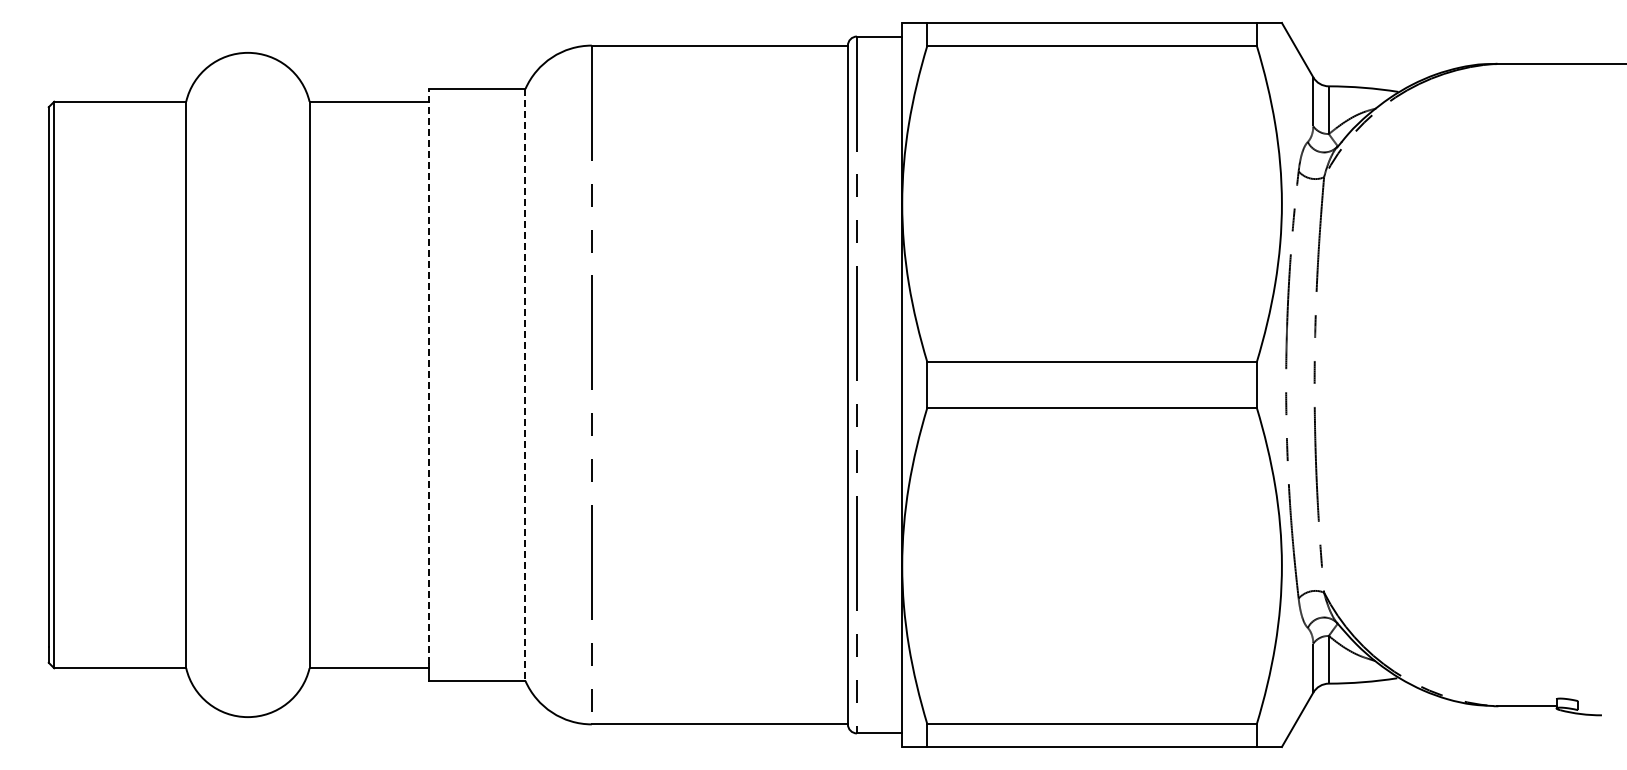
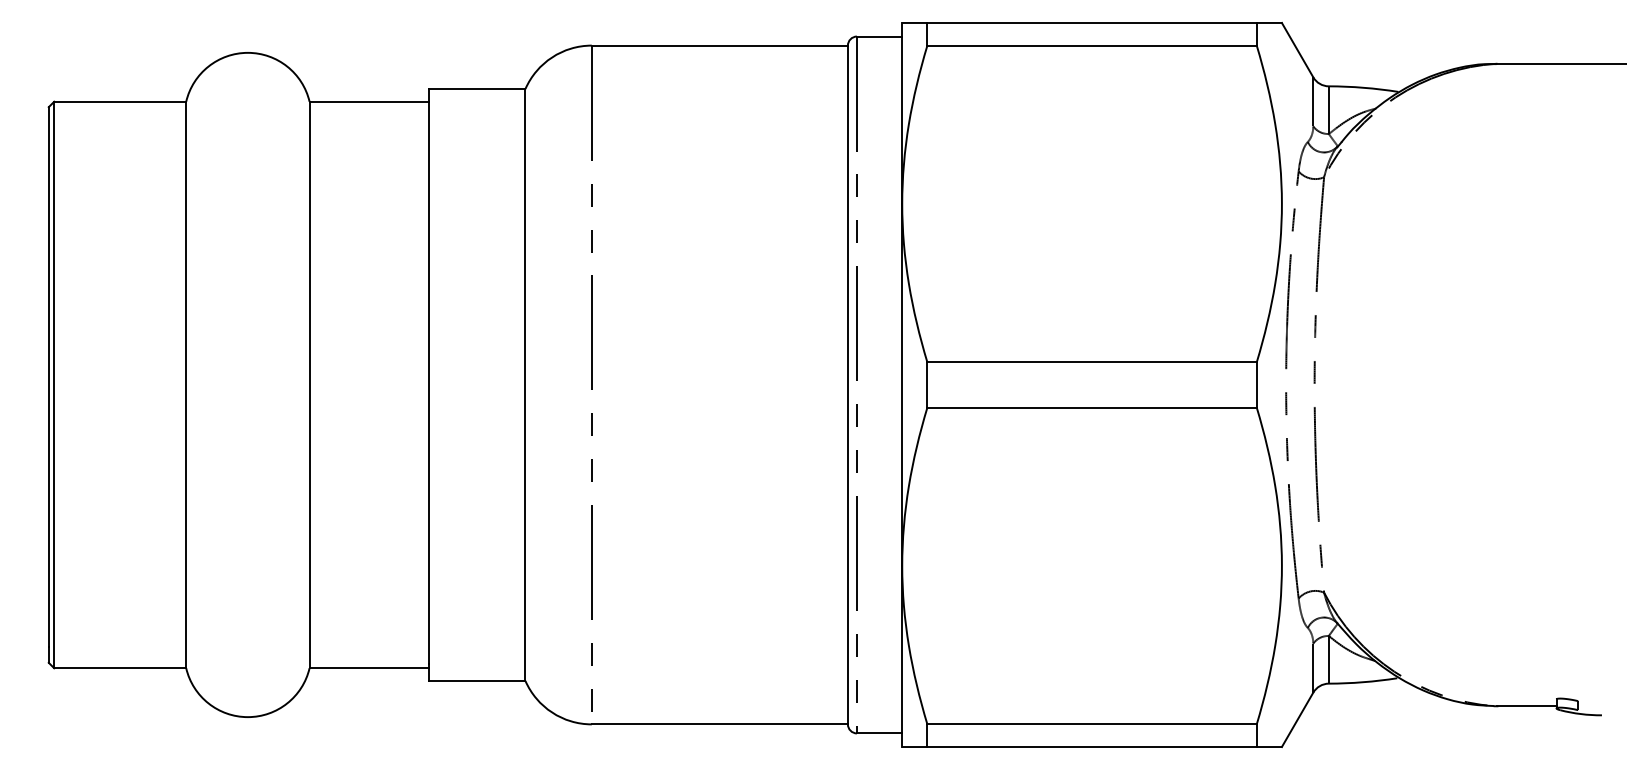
line: dashed -> solid (428, 376)
line: dashed -> solid (525, 385)
